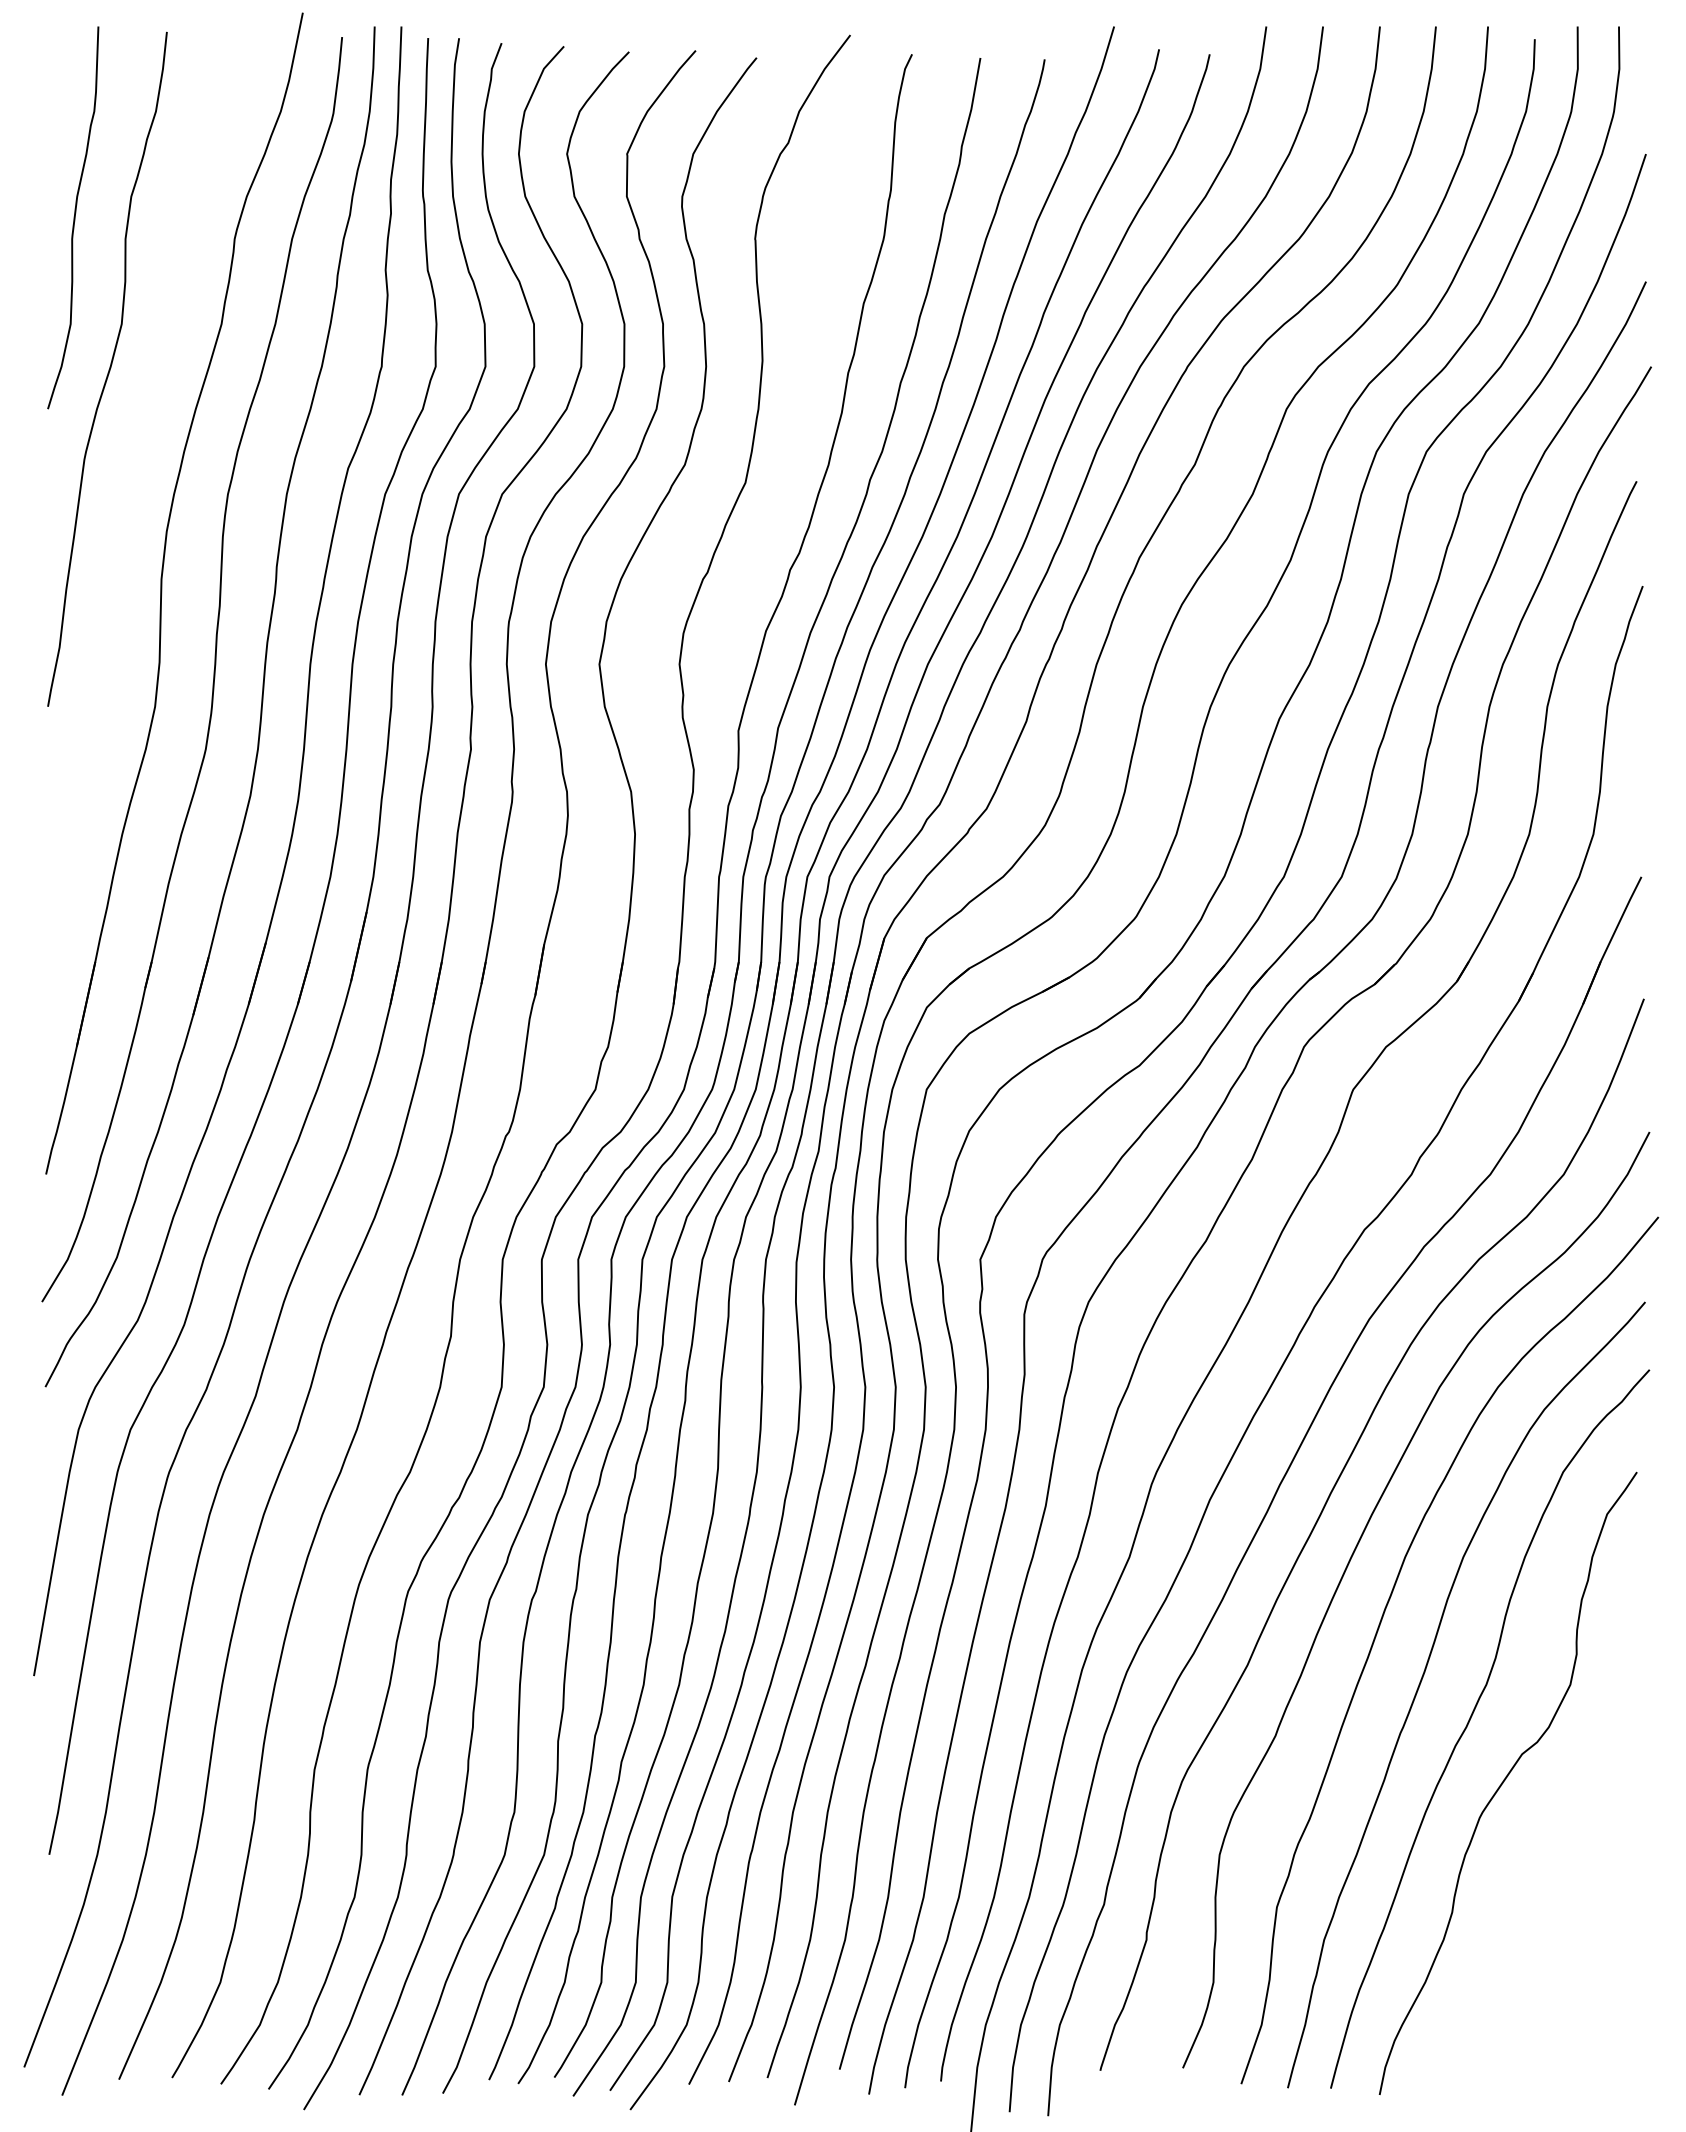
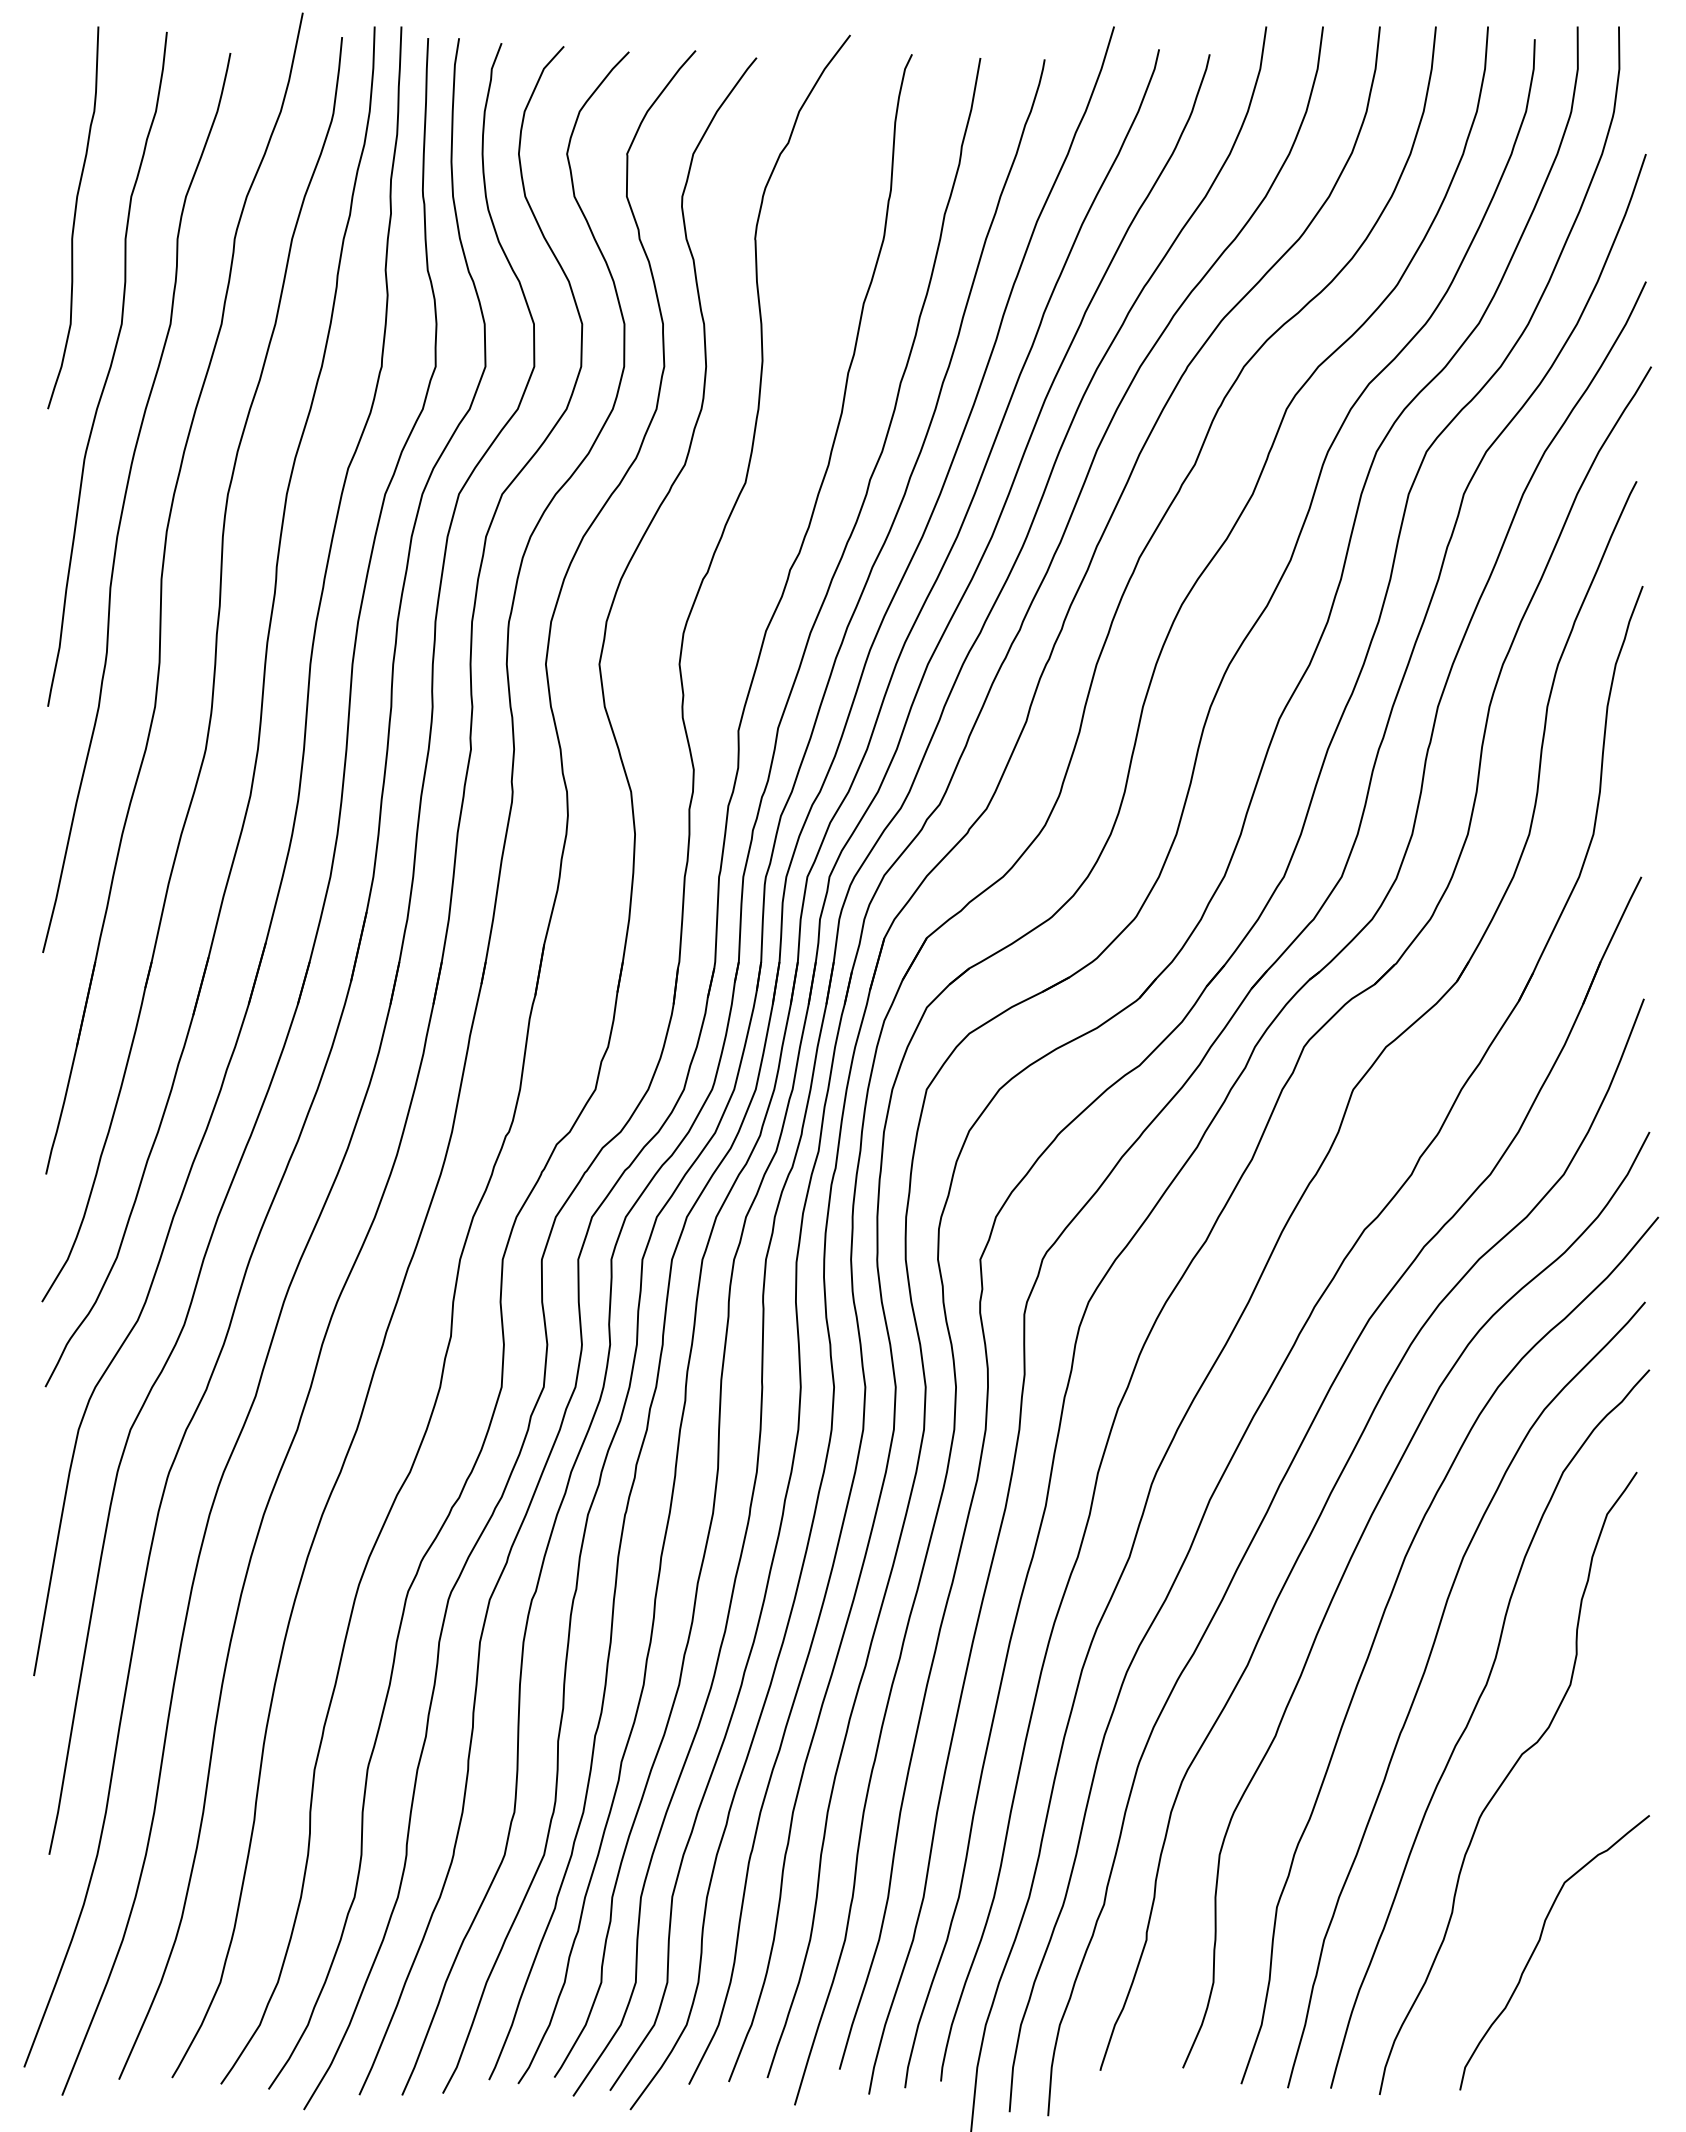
curve: none -> present (125, 500)
curve: none -> present (1538, 1944)
